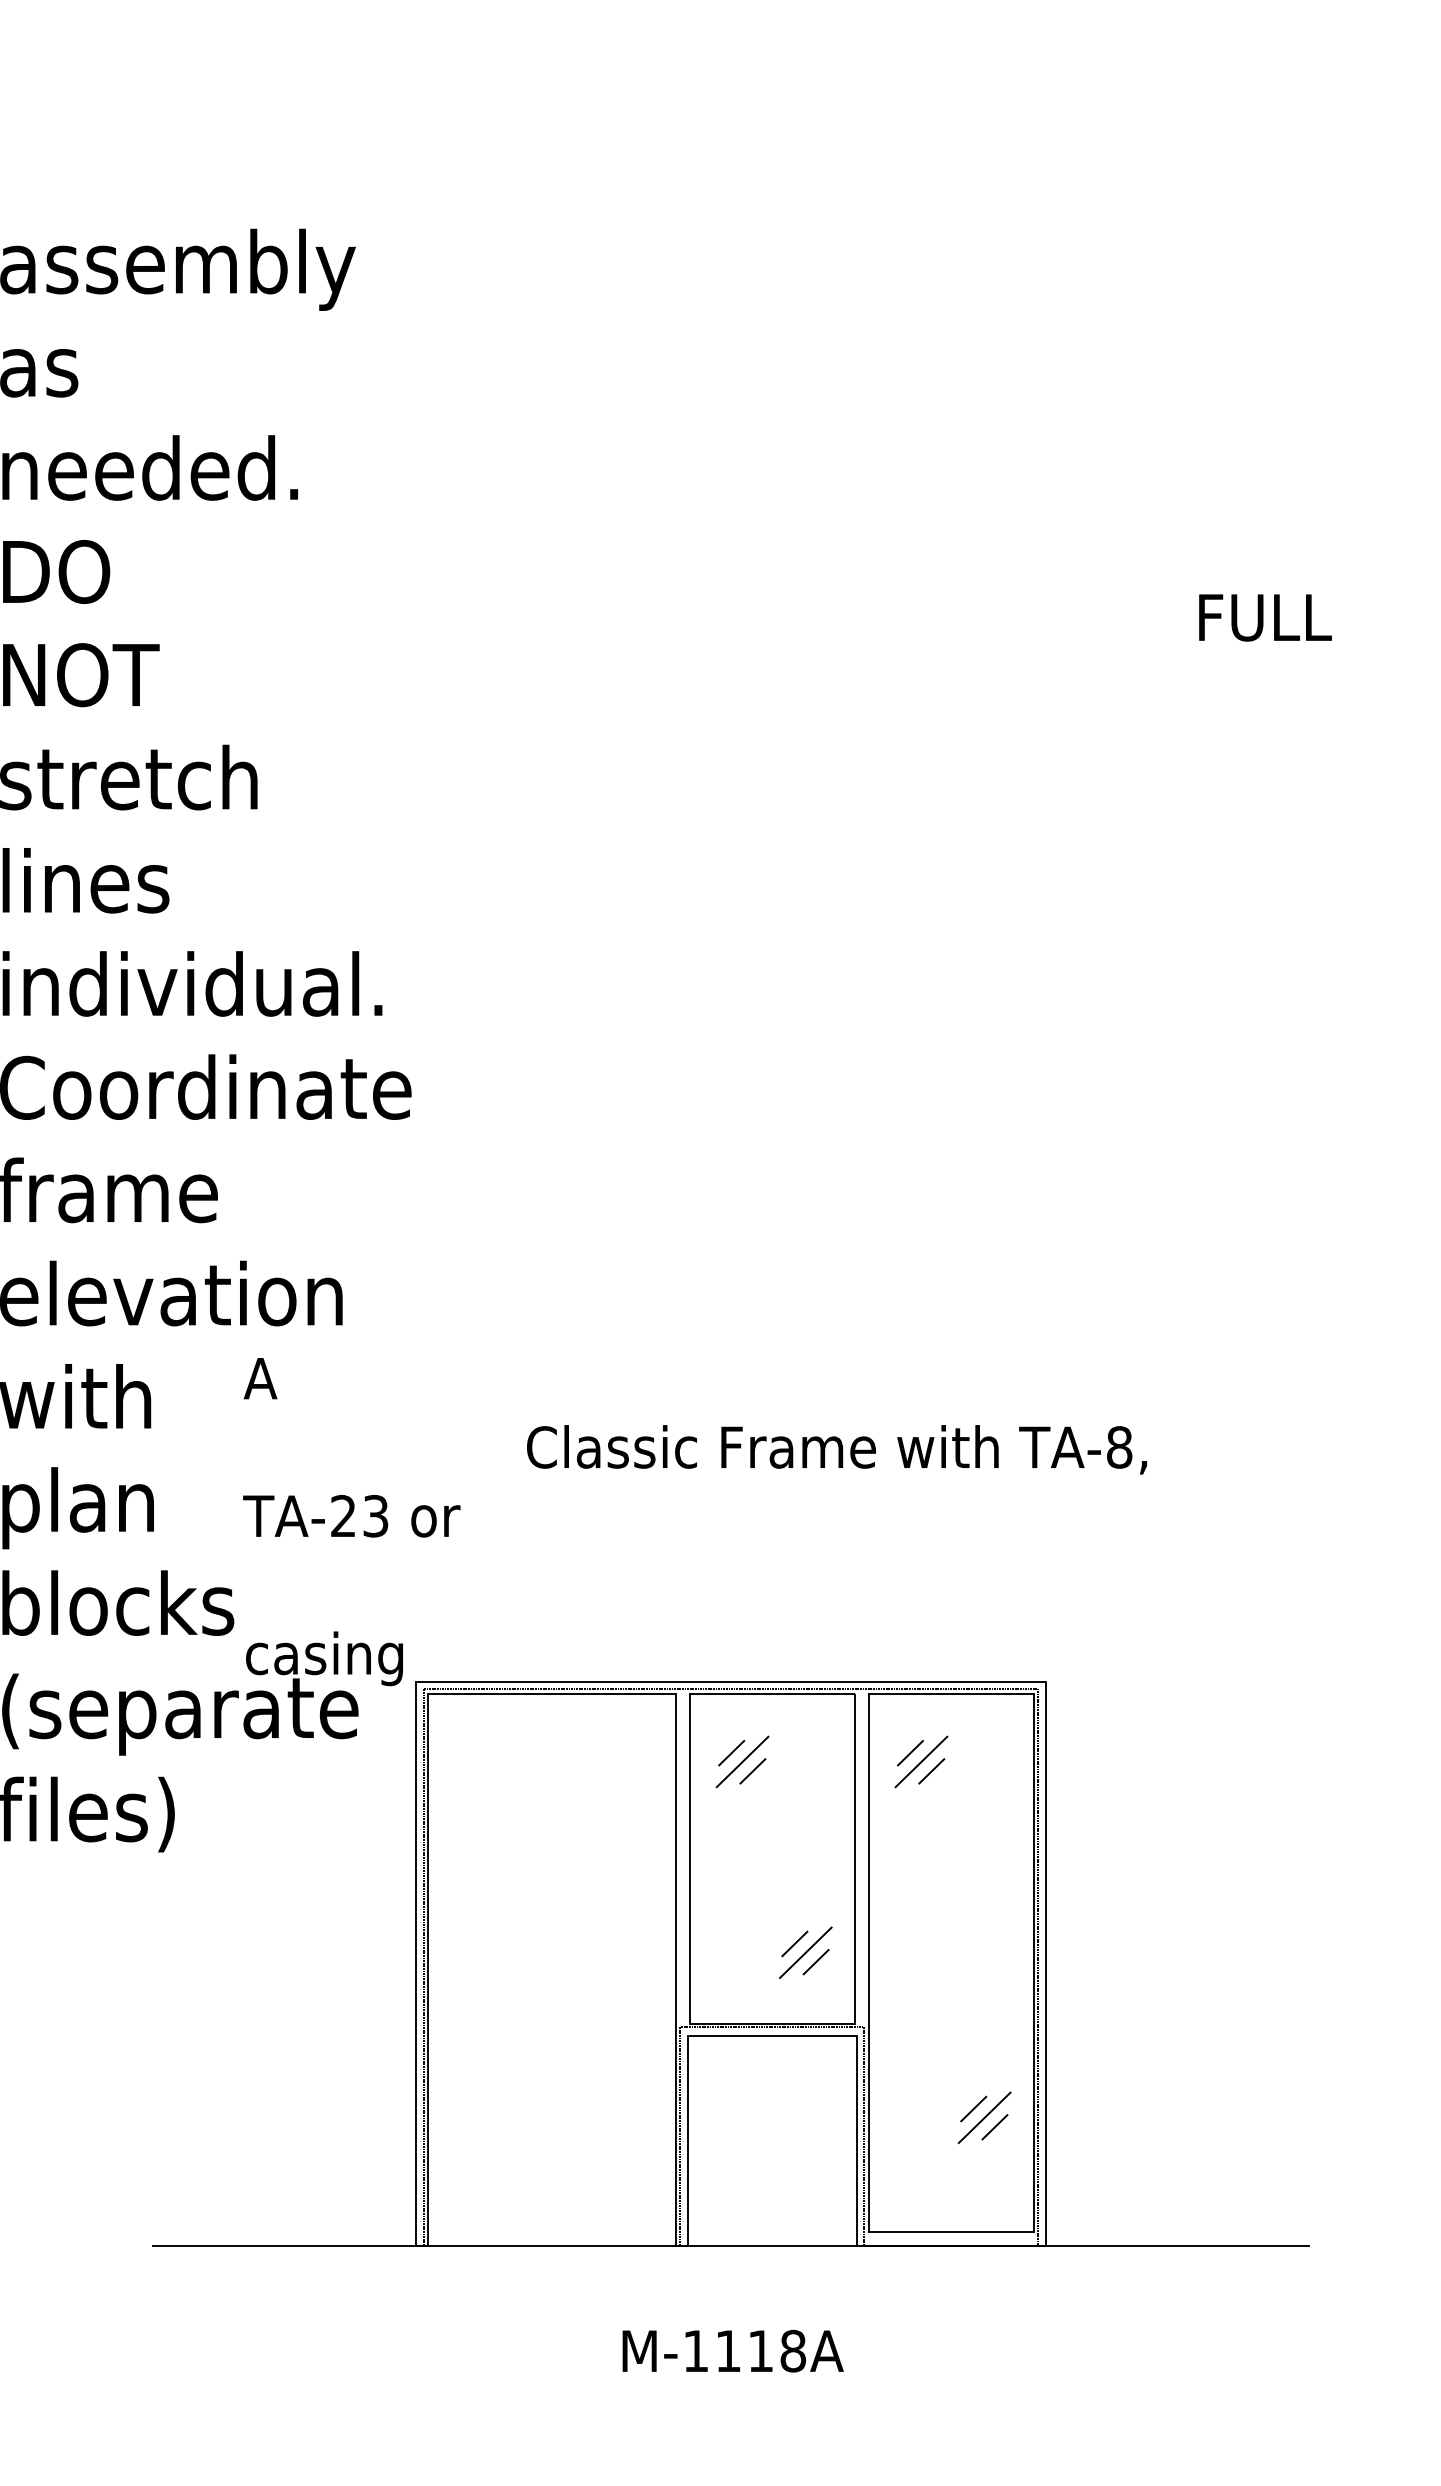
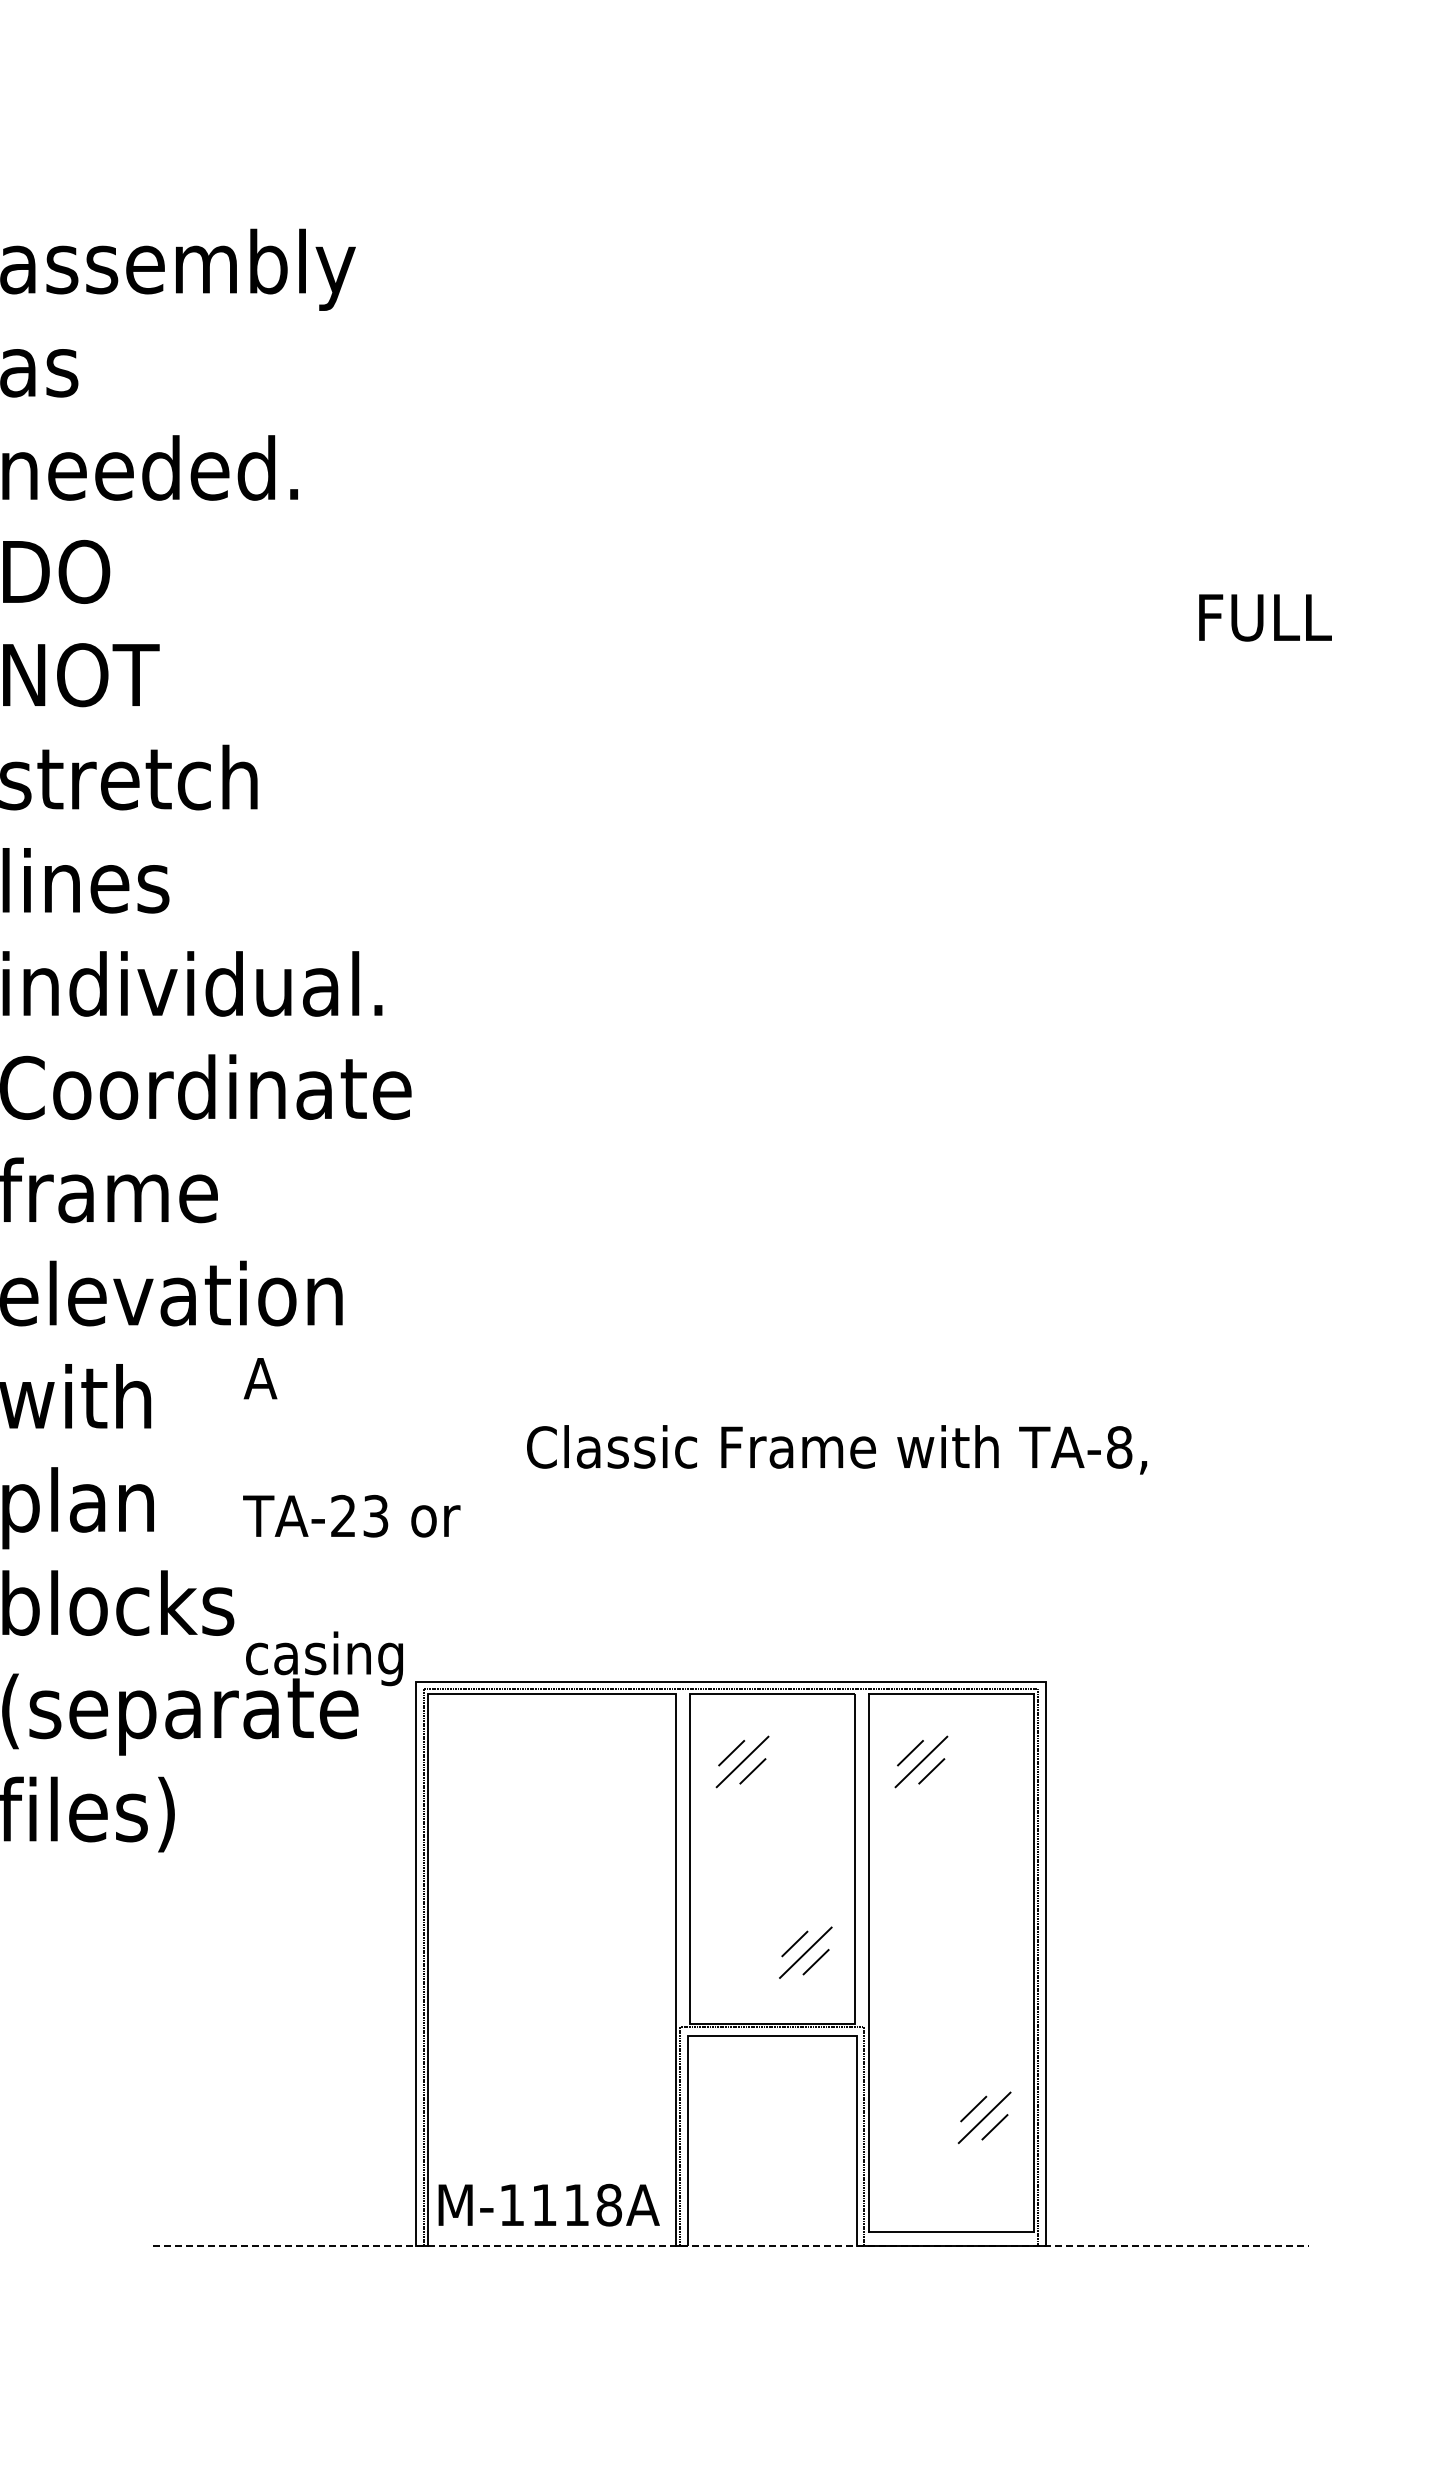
line: solid -> dashed (731, 2245)
text position: (732, 2350) -> (548, 2204) (548, 2204)
